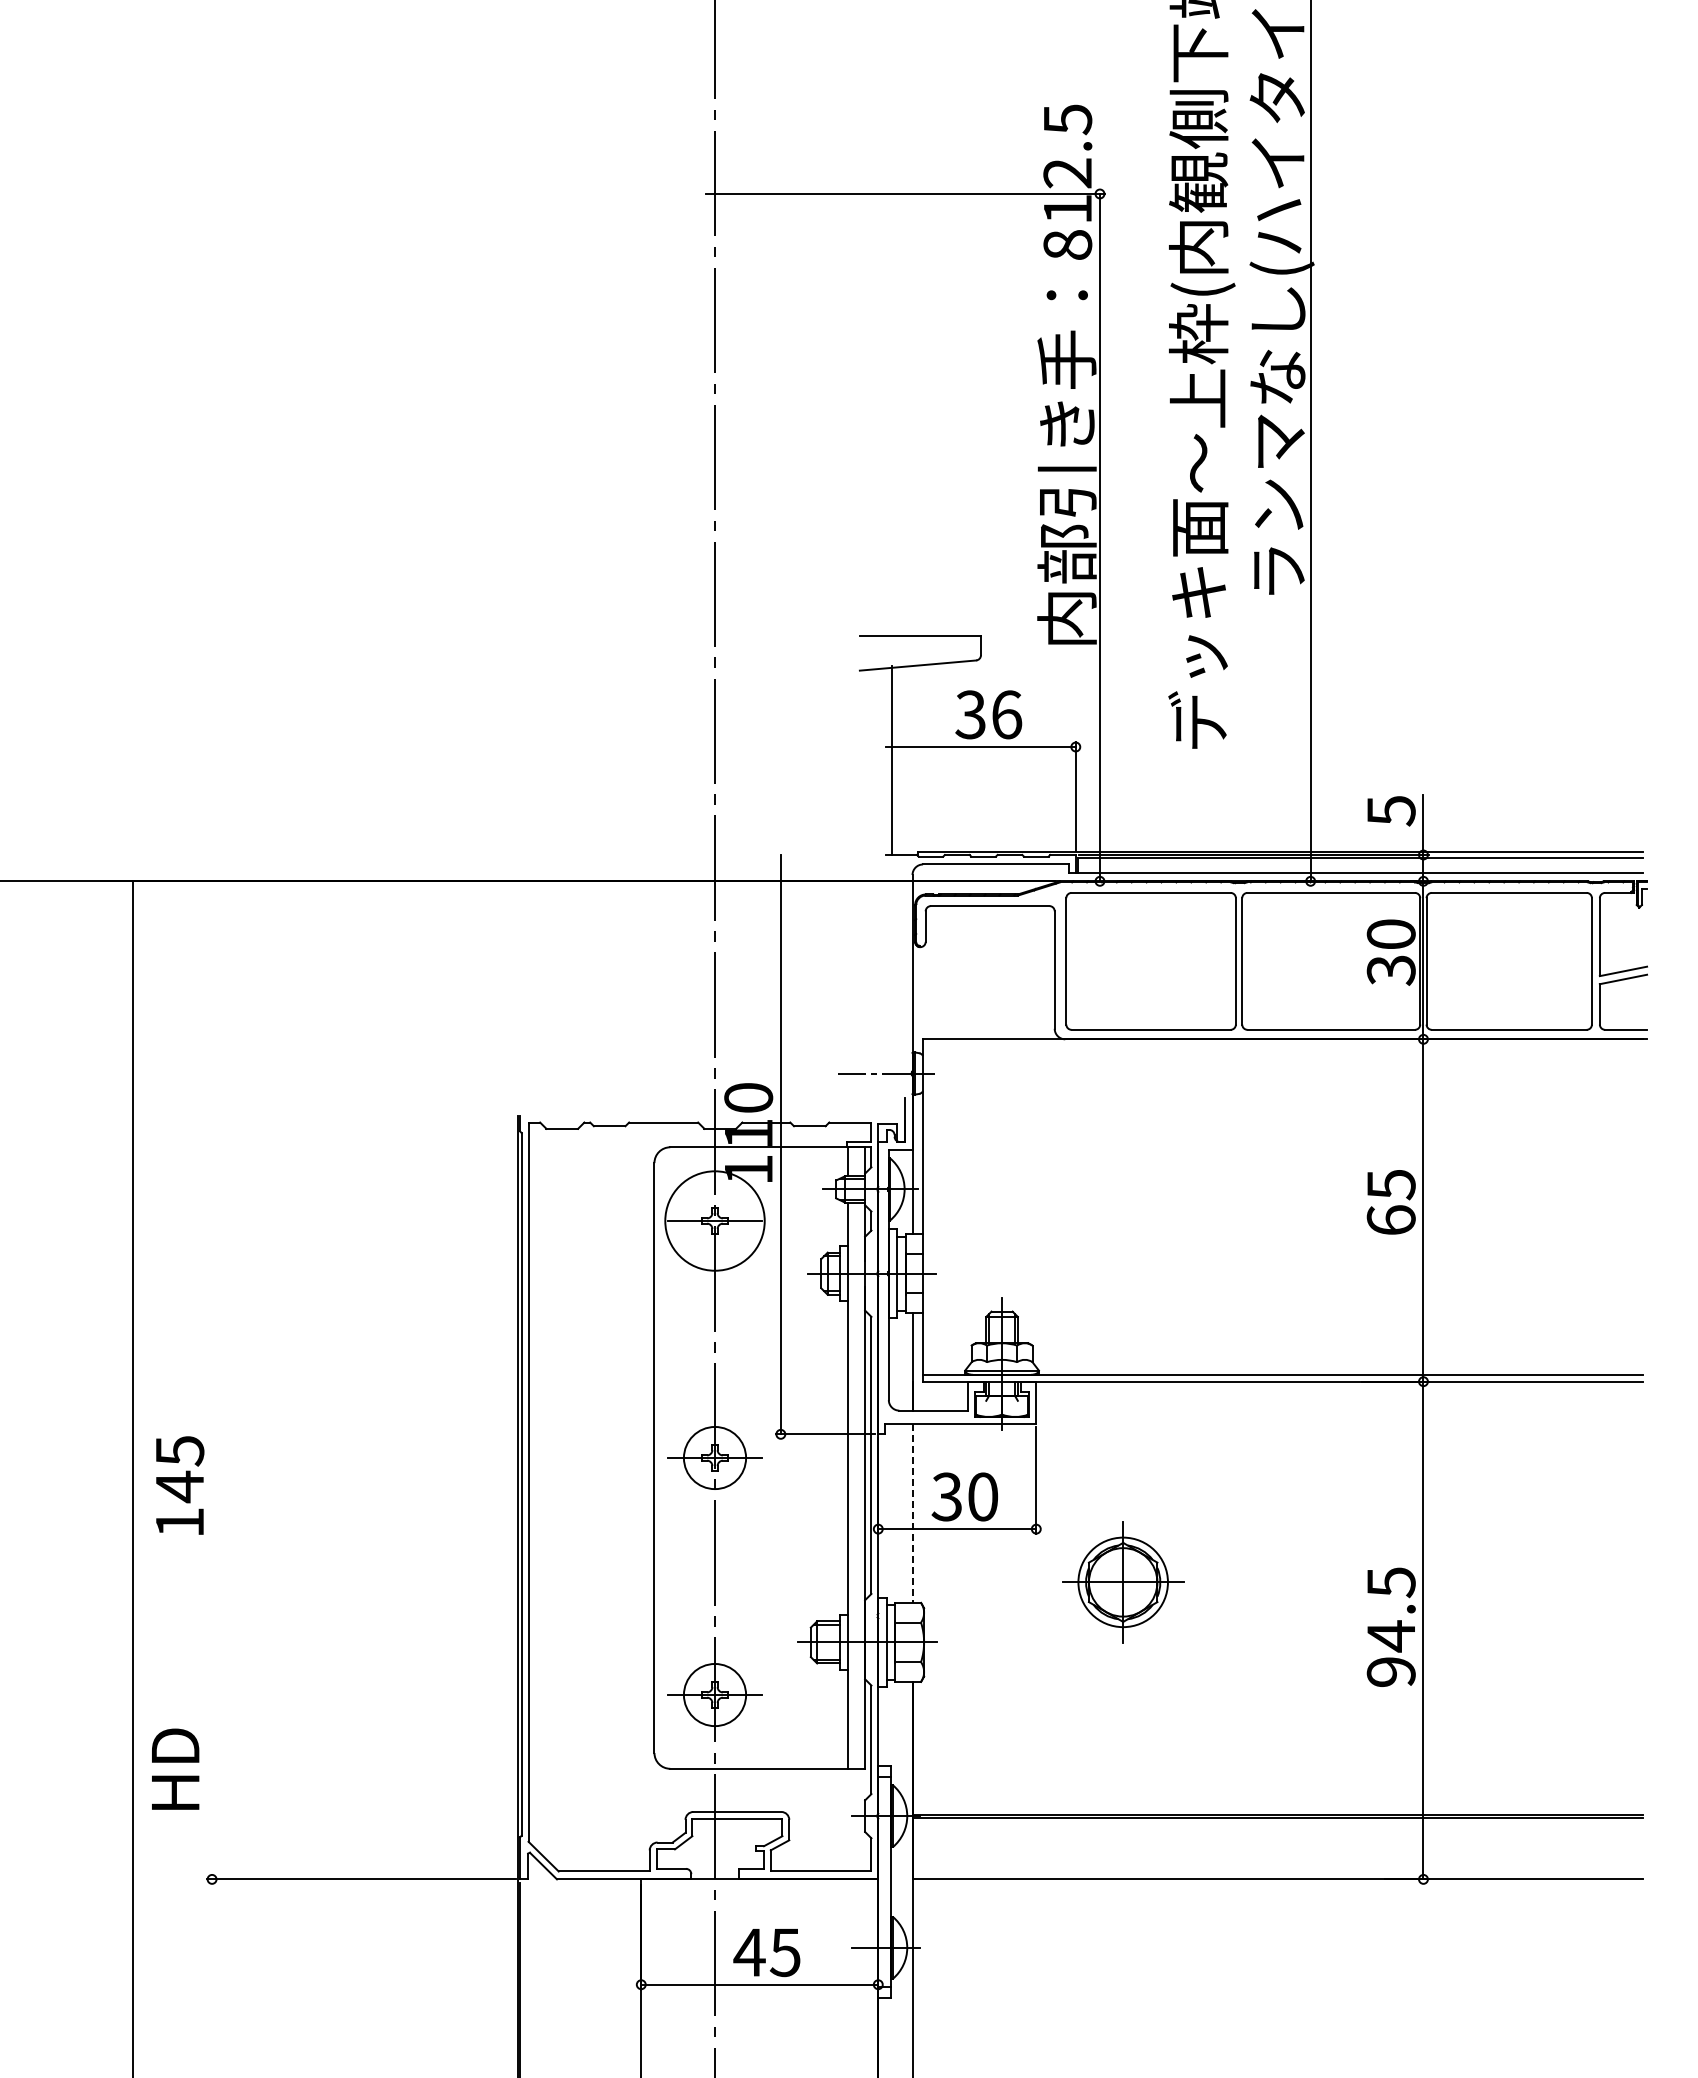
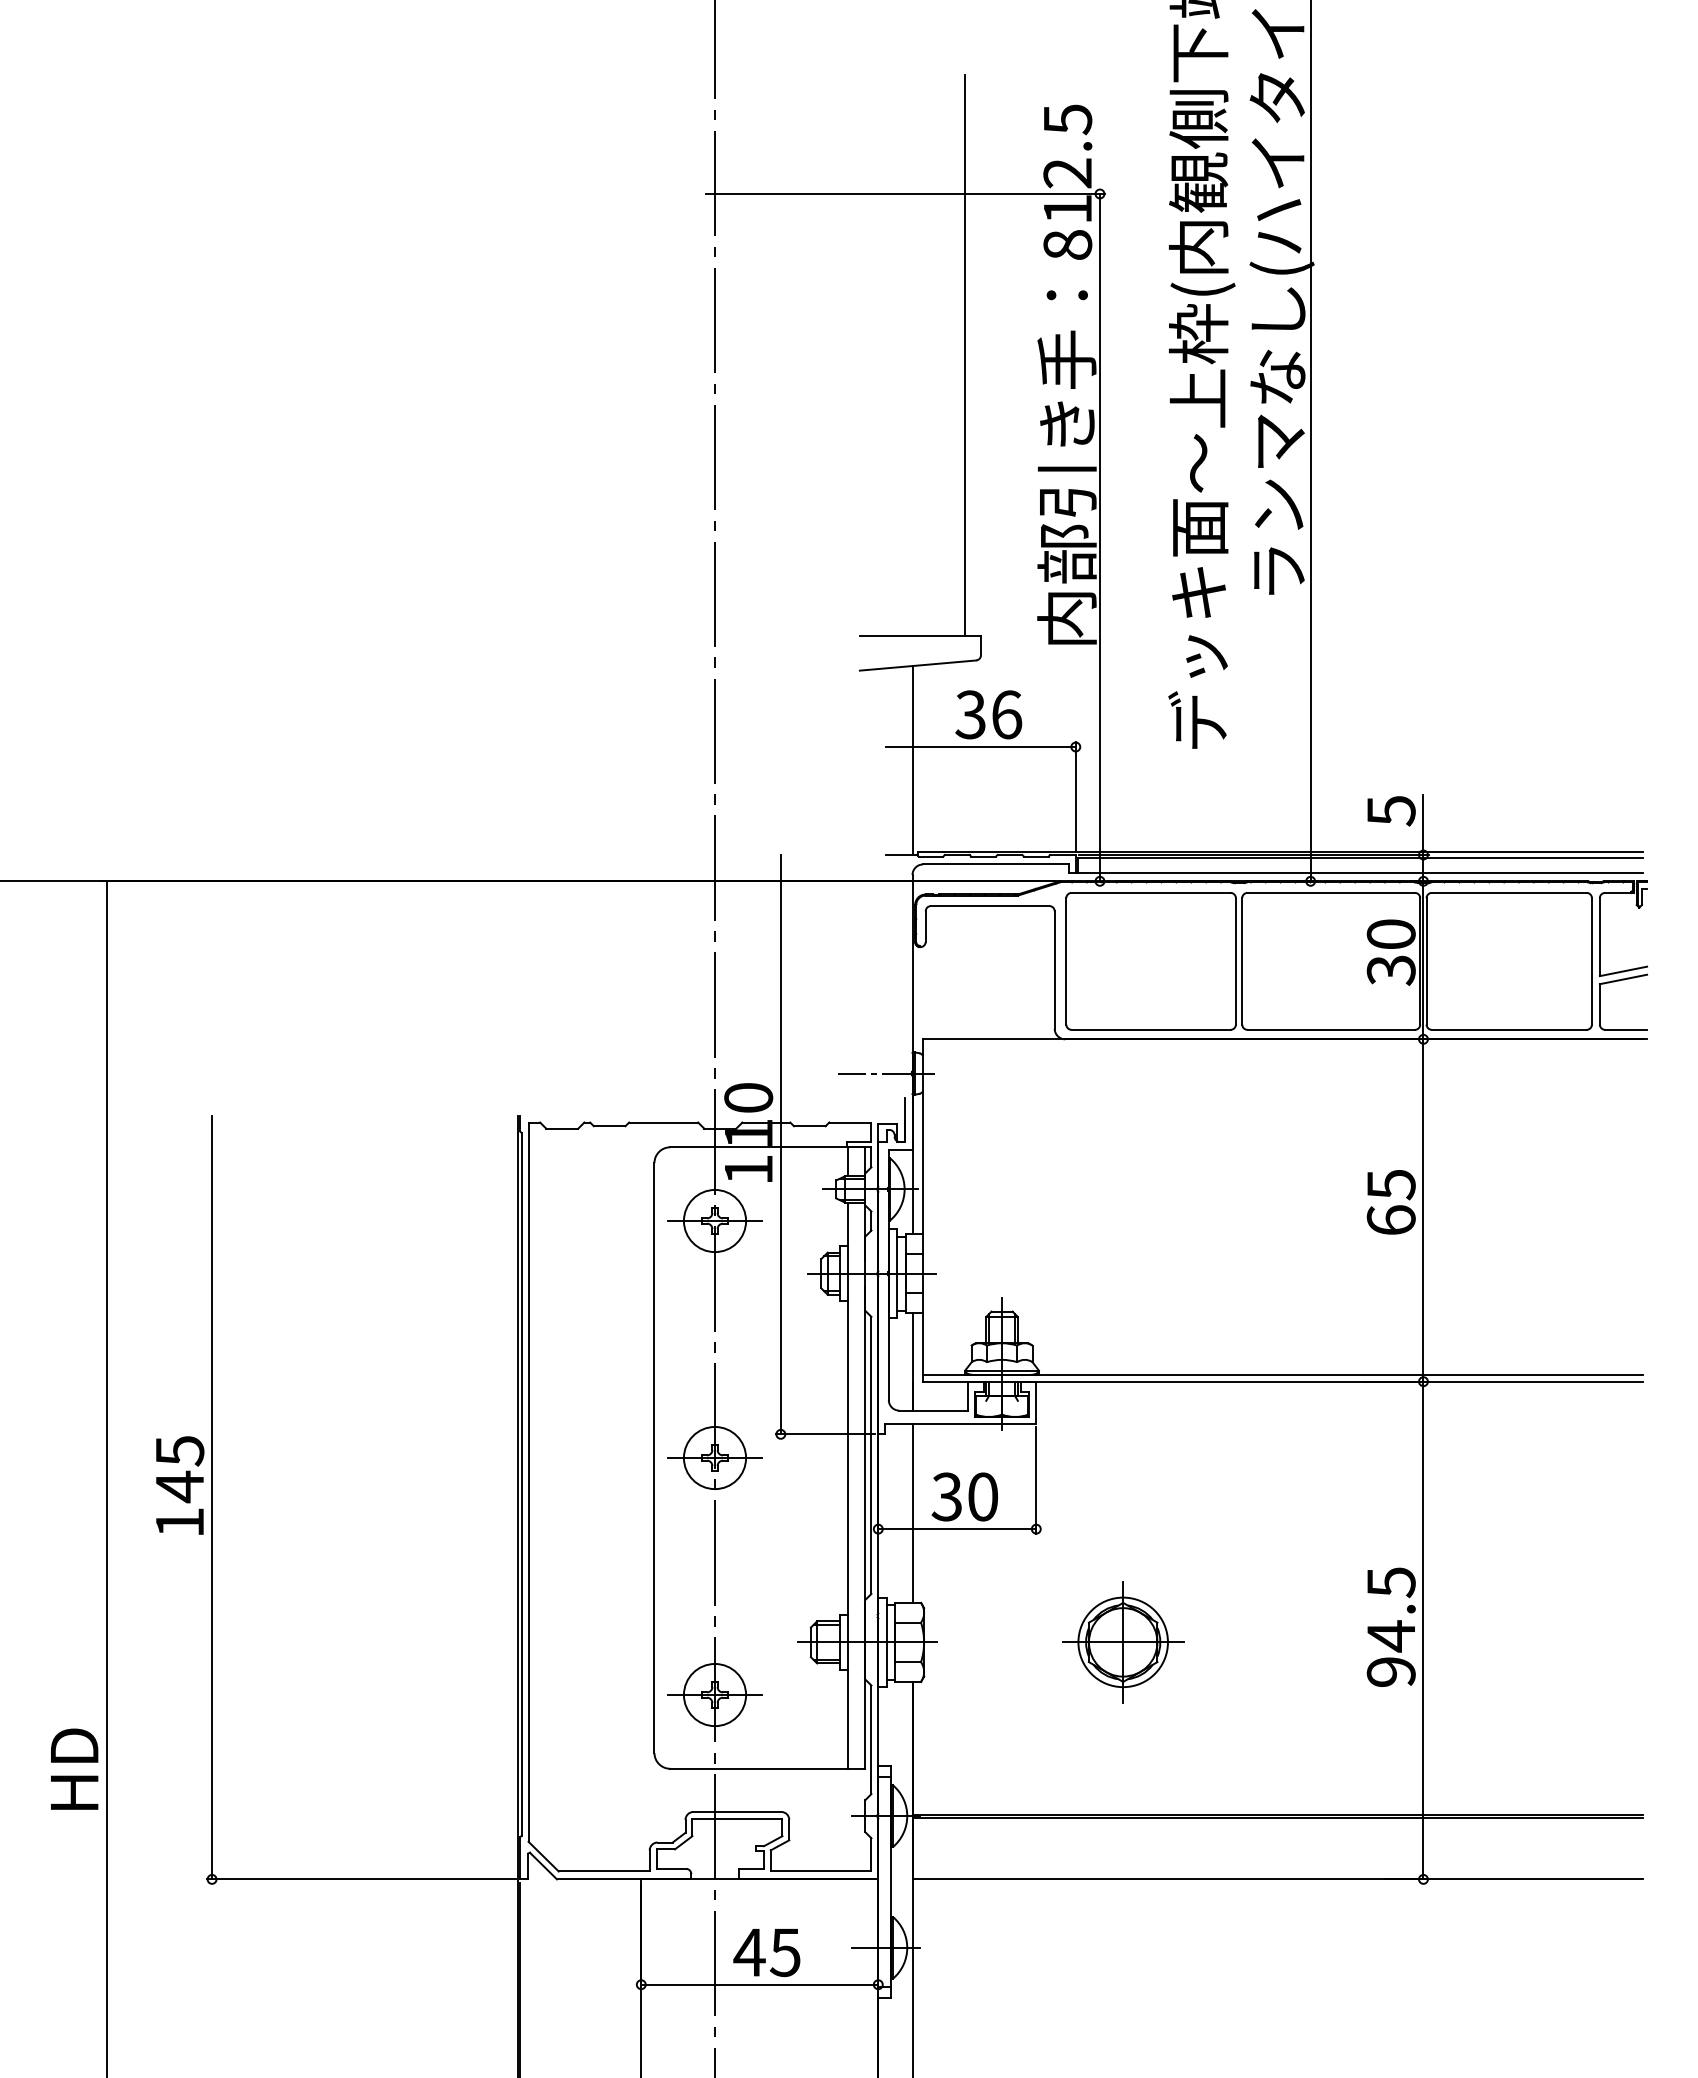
line: none -> present (965, 355)
line position: (891, 760) -> (912, 760) (912, 760)
circle diameter: 99 px -> 62 px (714, 1220)
line position: (132, 1477) -> (106, 1477) (106, 1477)
line: none -> present (212, 1497)
line: dashed -> solid (912, 1513)
part position: (1123, 1582) -> (1123, 1642) (1123, 1642)
text position: (175, 1768) -> (74, 1768) (74, 1768)
